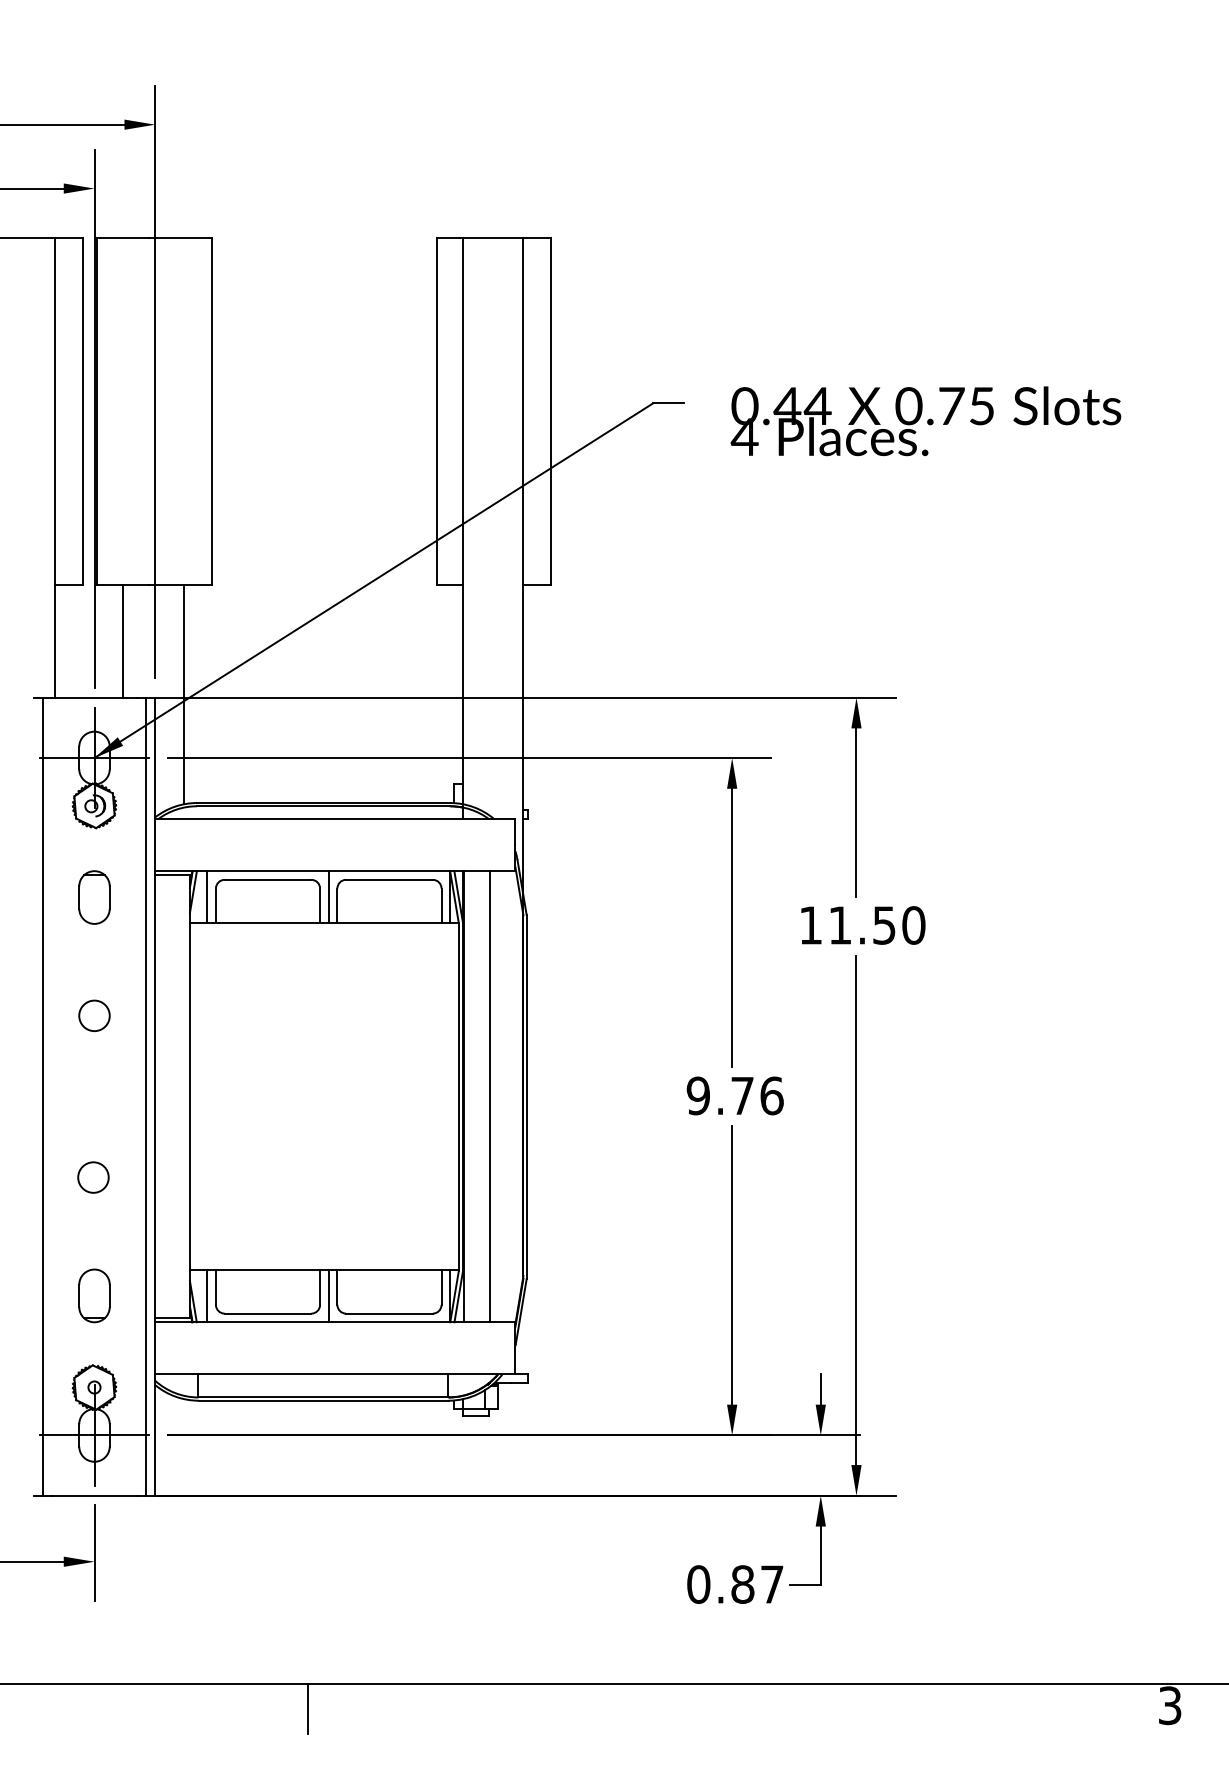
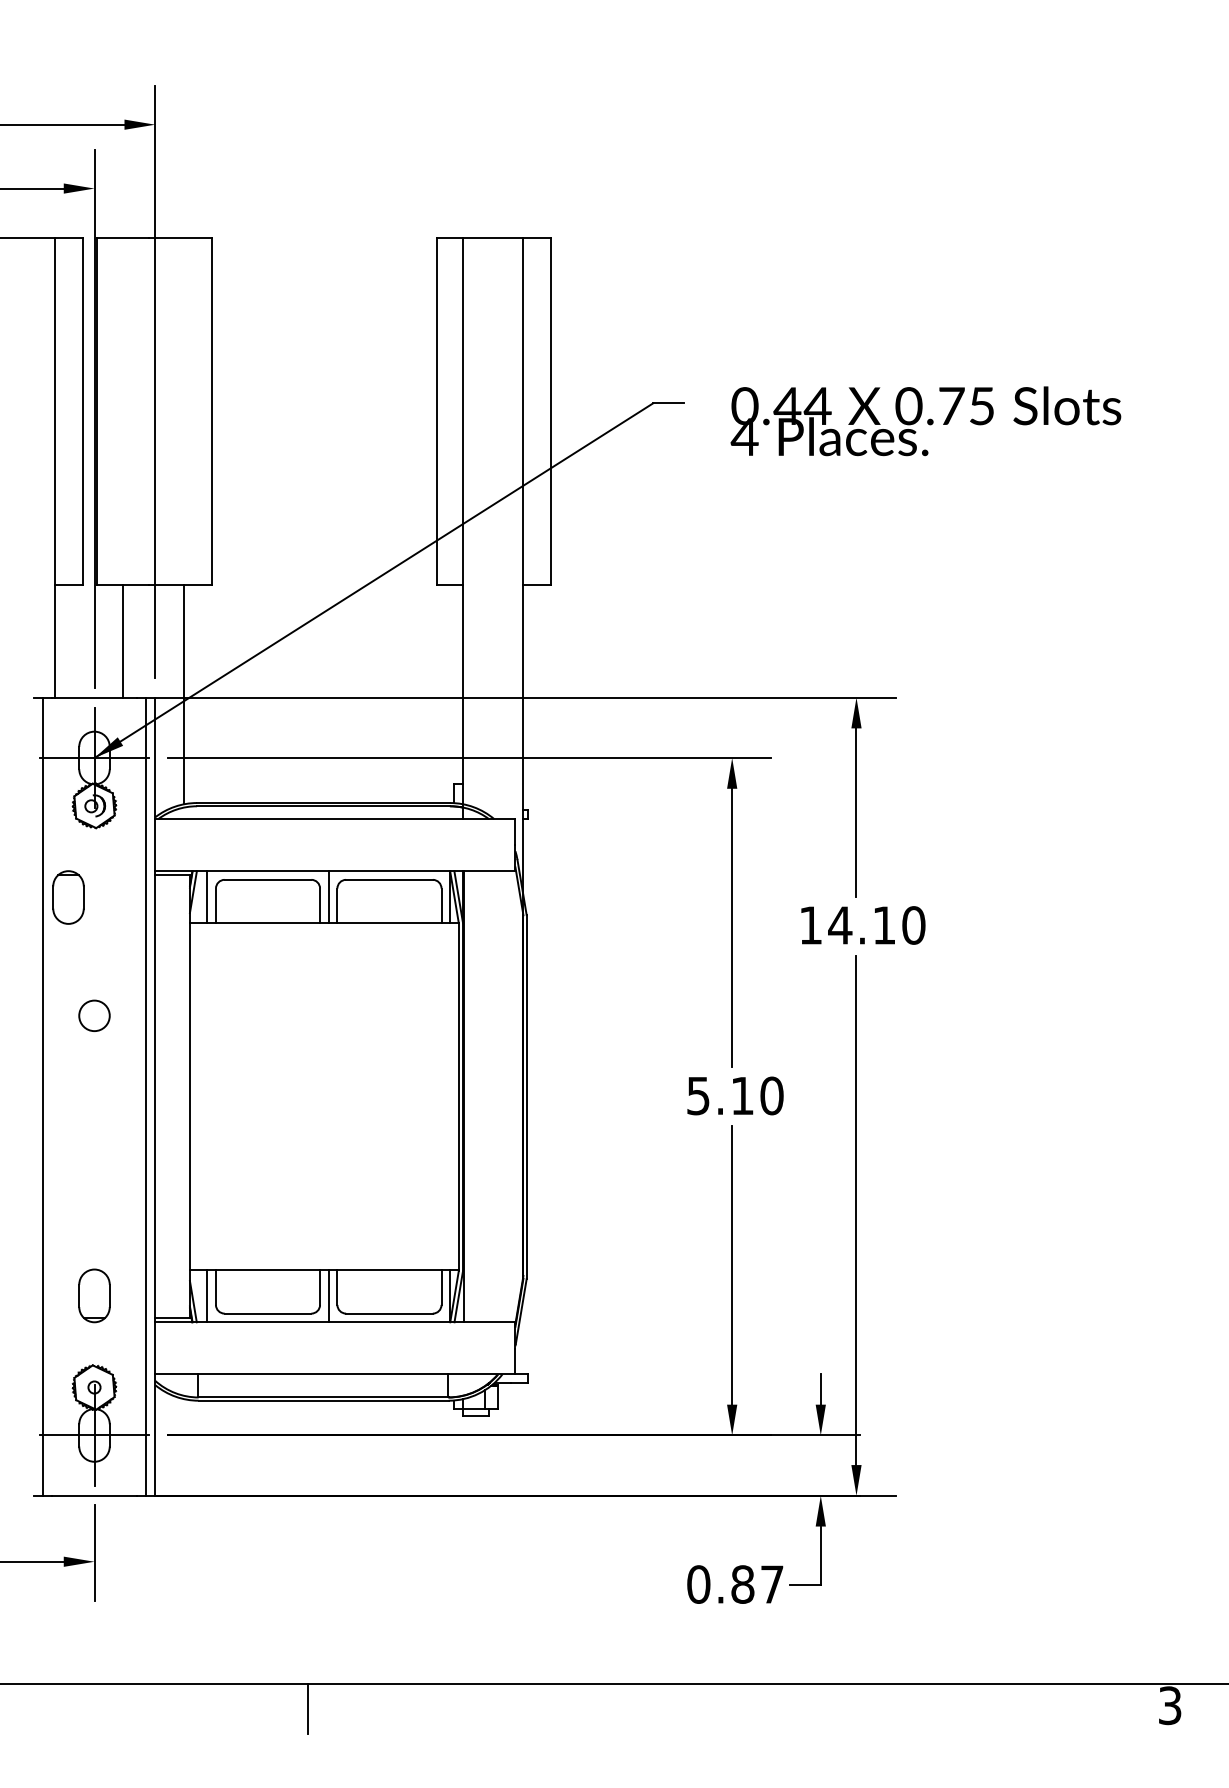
part position: (94, 897) -> (68, 897) (68, 897)
text: 11.50 -> 14.10 (861, 925)
text: 9.76 -> 5.10 (734, 1095)
line: present -> none (489, 1096)
circle: present -> none (93, 1177)
